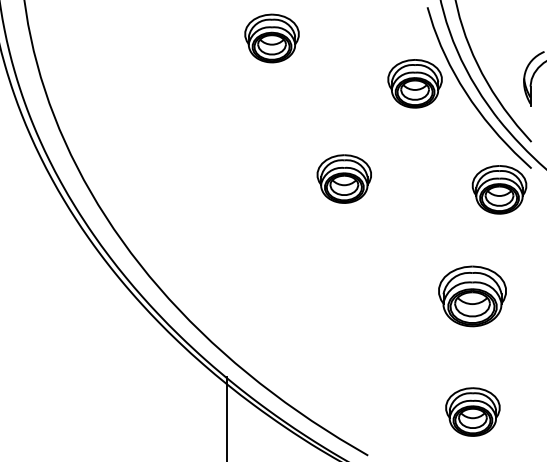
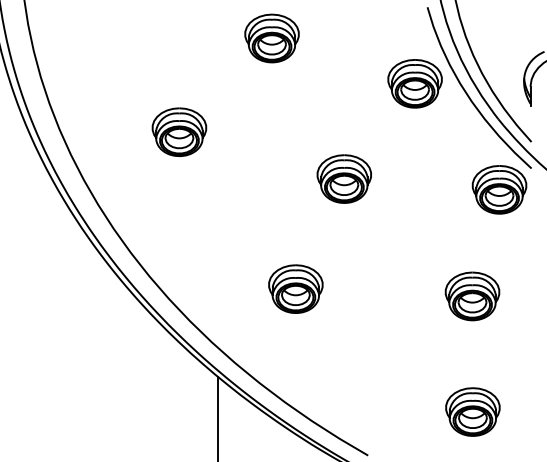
part: none -> present (179, 131)
part: none -> present (295, 288)
part size: 69x63 px -> 57x51 px (472, 296)
line position: (227, 417) -> (218, 417) (218, 417)
